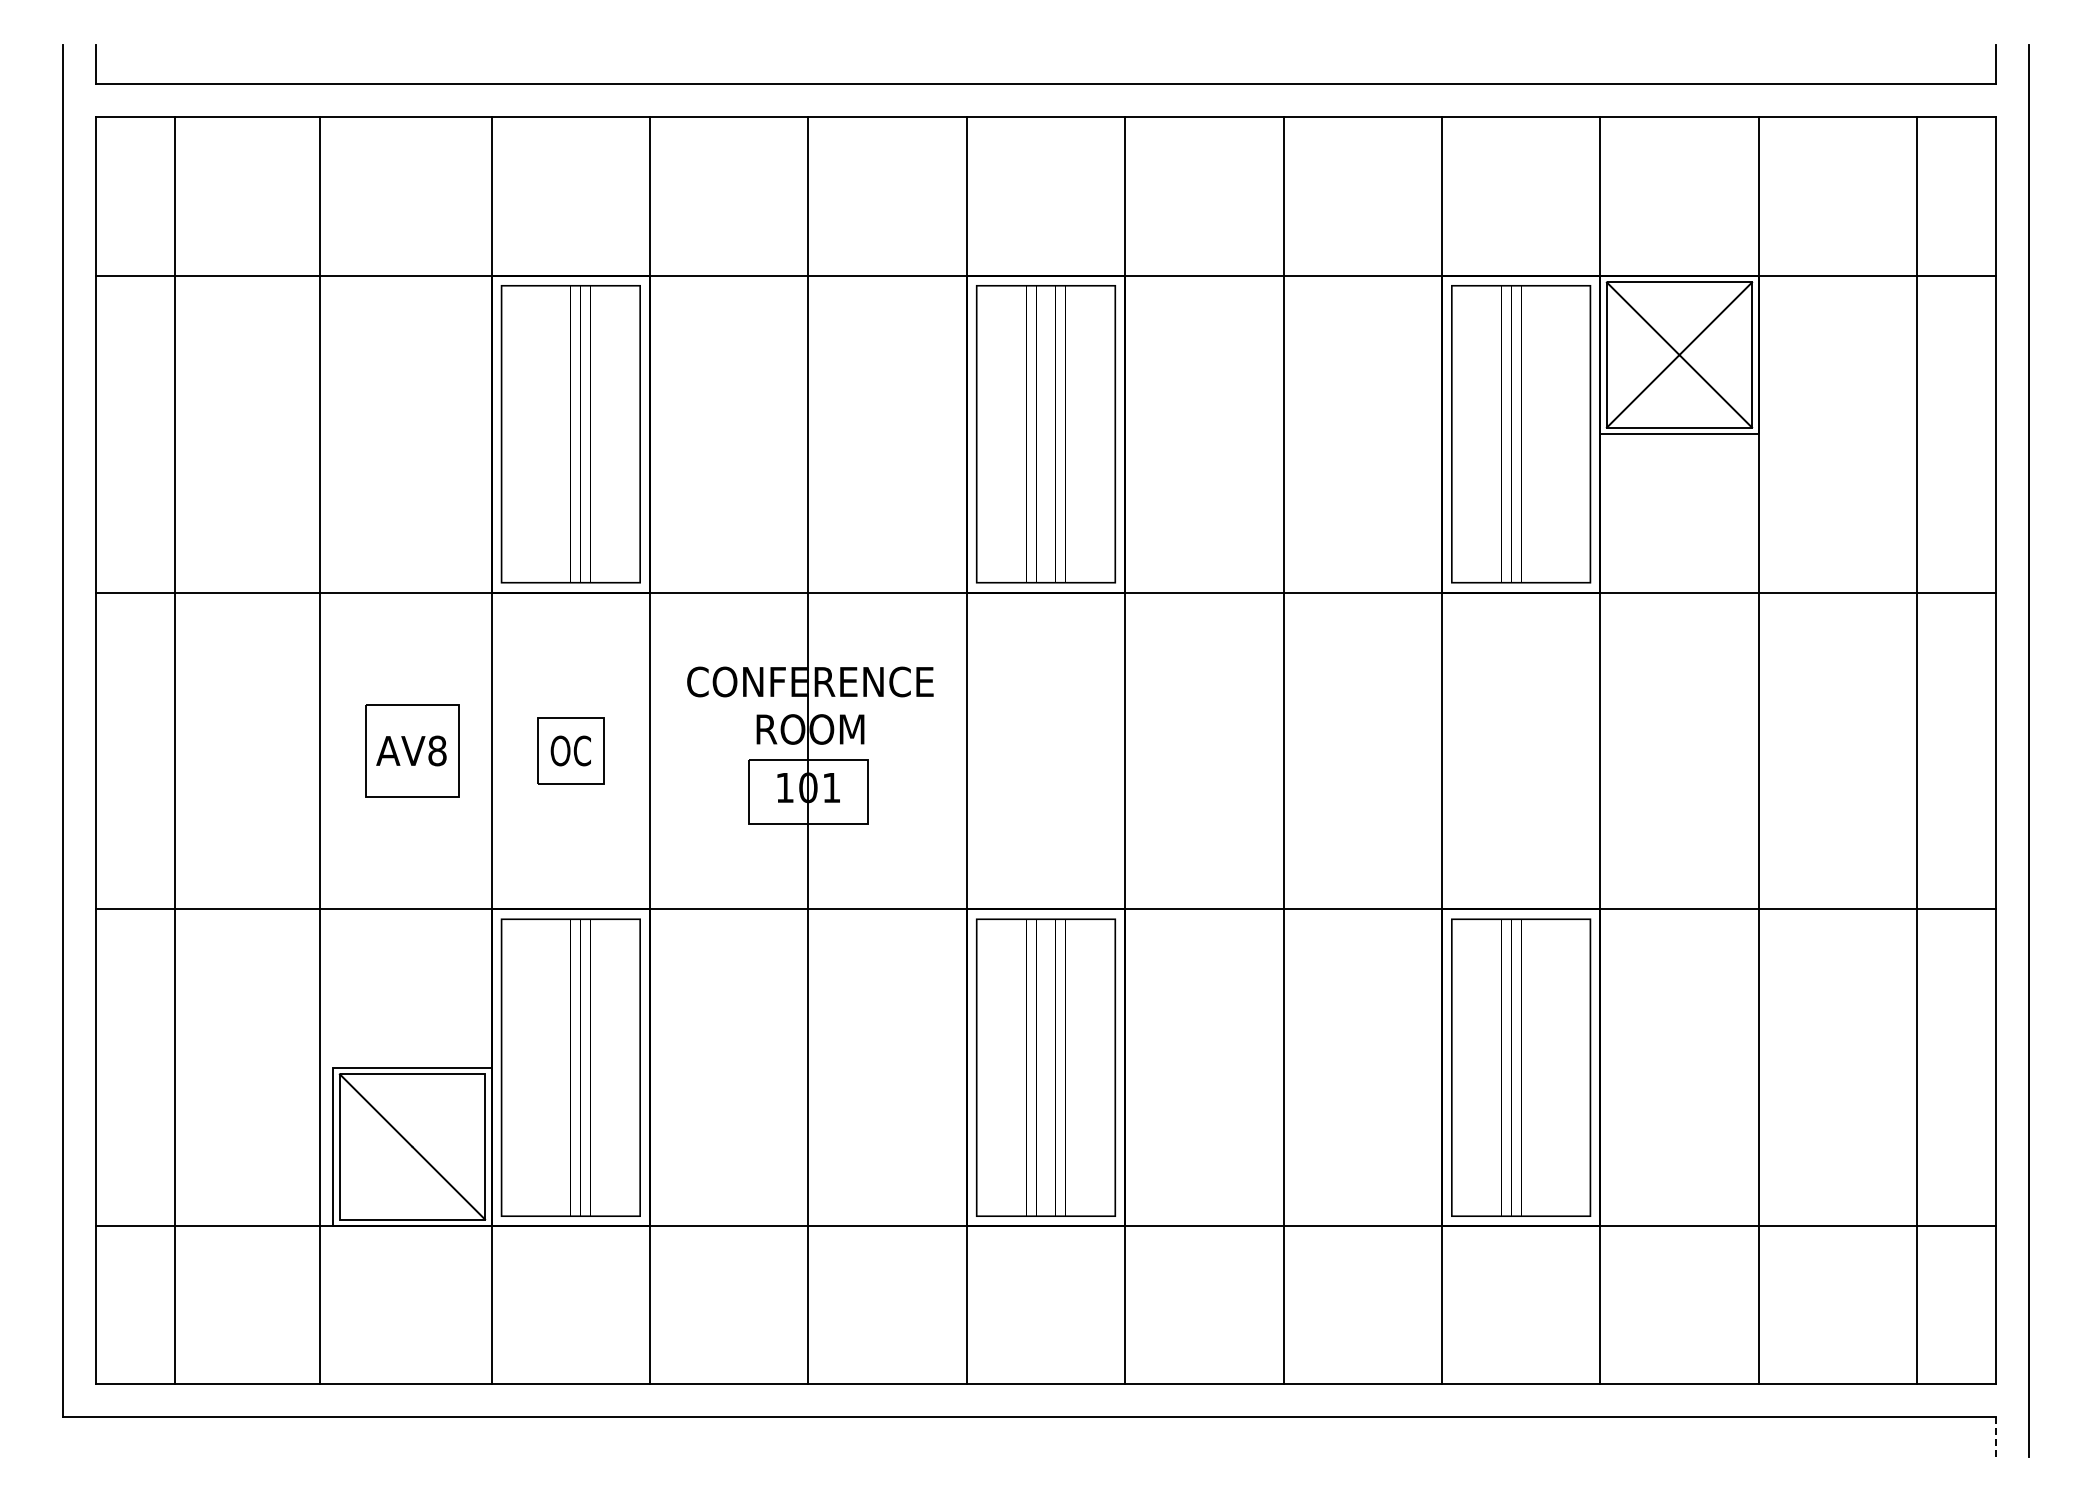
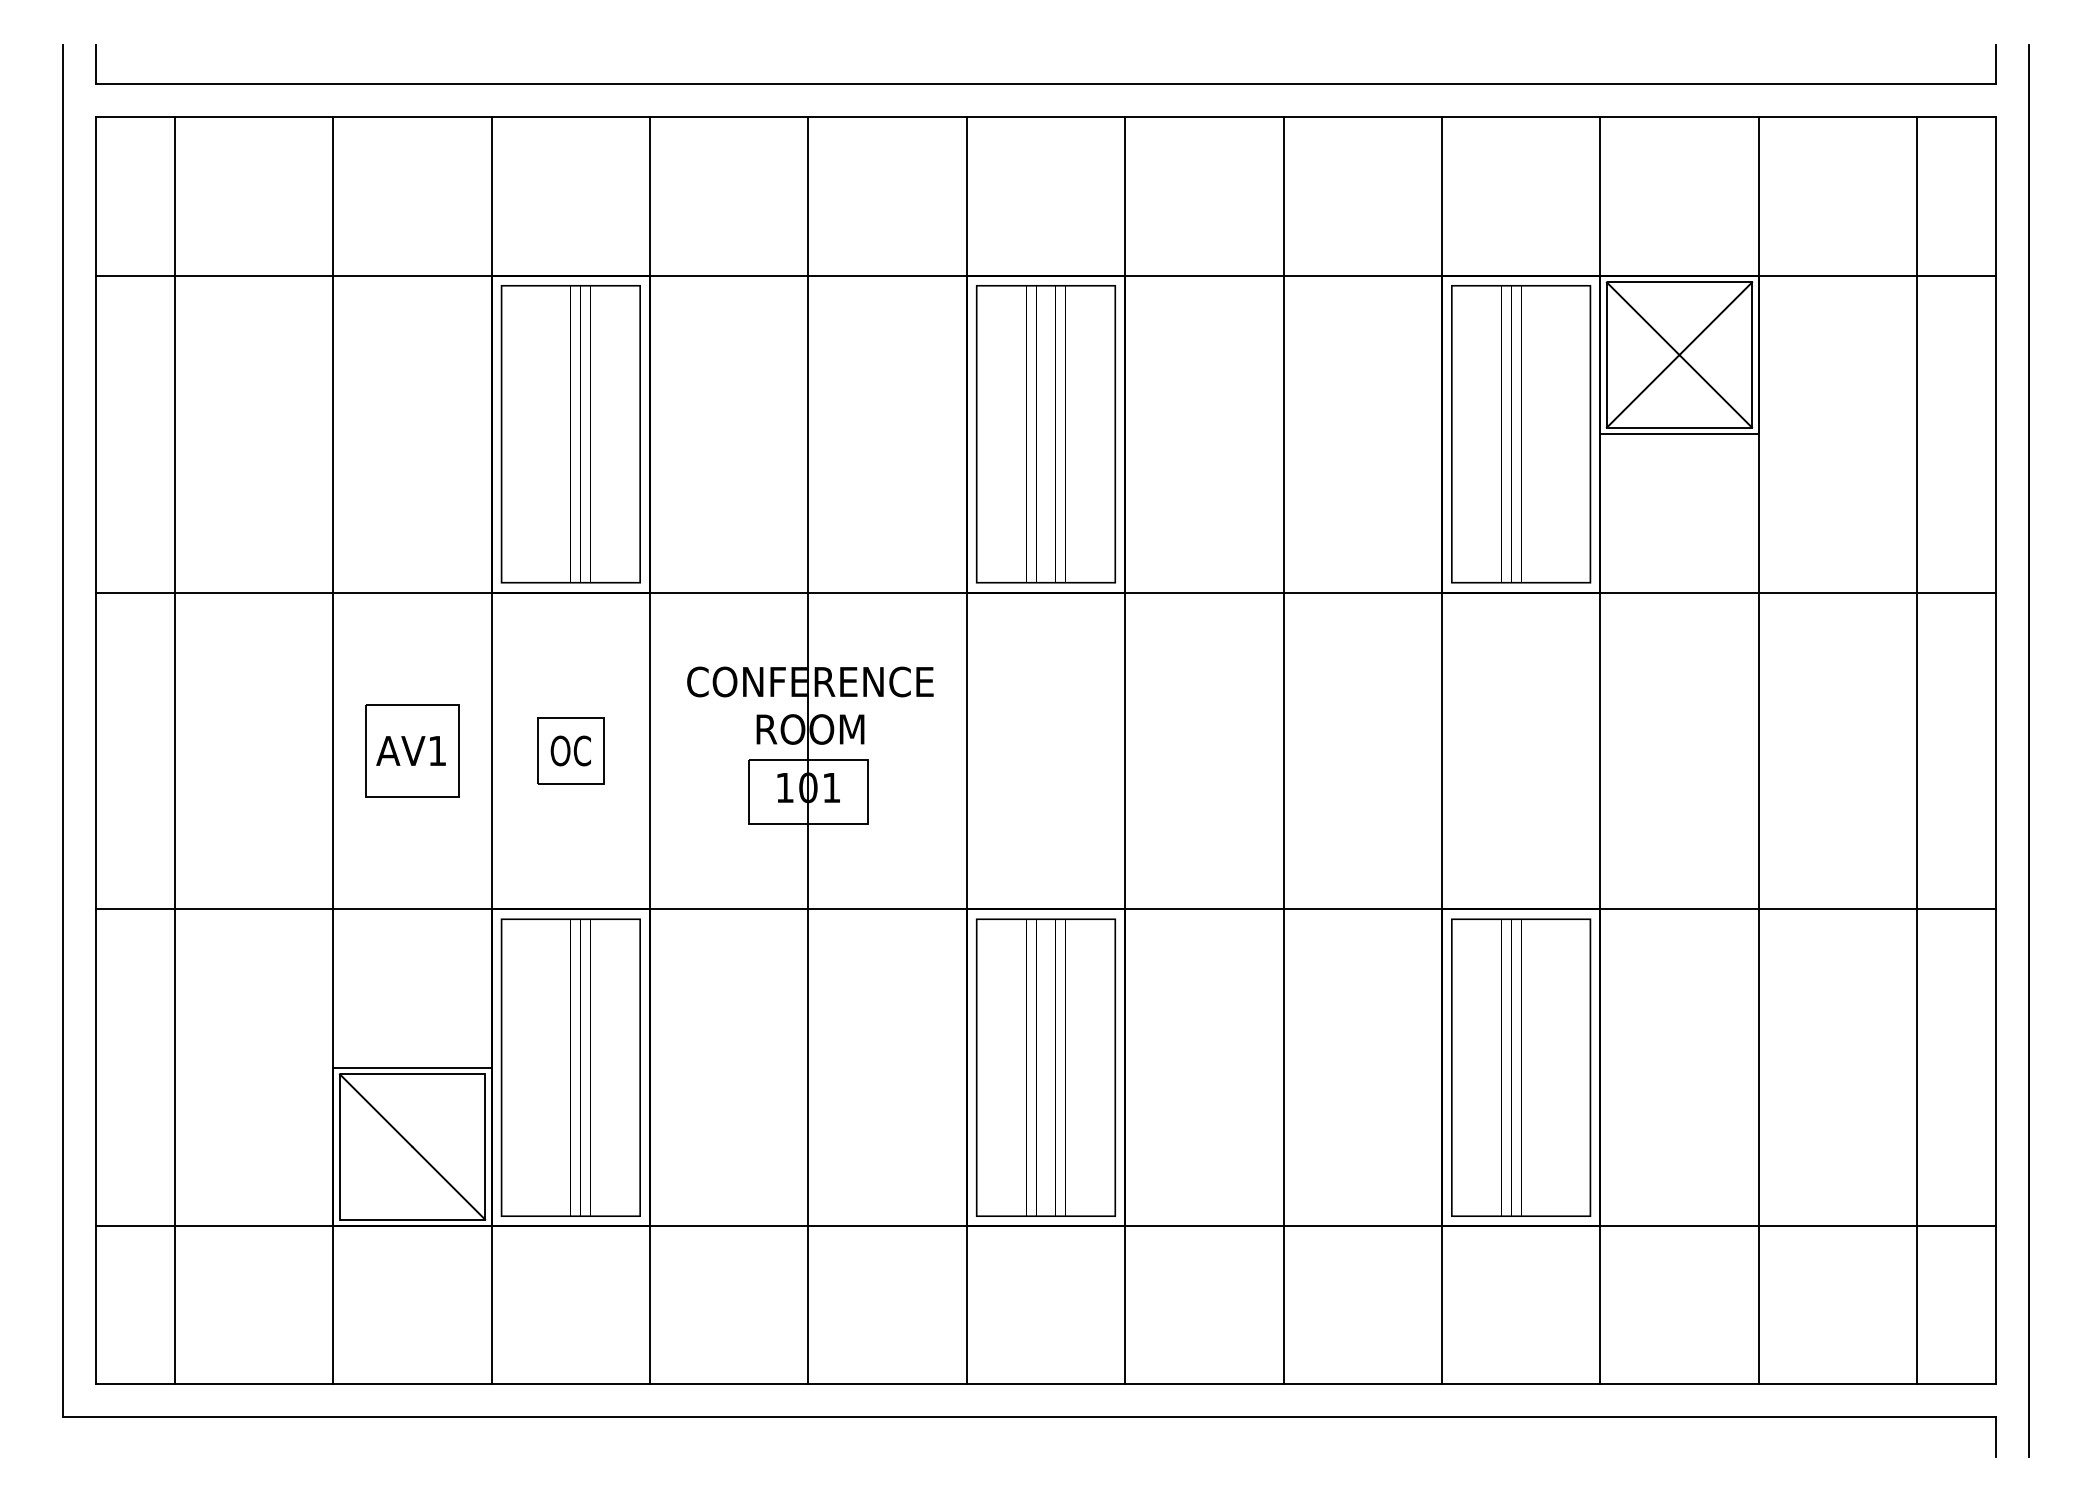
line position: (320, 750) -> (333, 750) (333, 750)
text: AV8 -> AV1 (437, 750)
line: dashed -> solid (1996, 1437)
